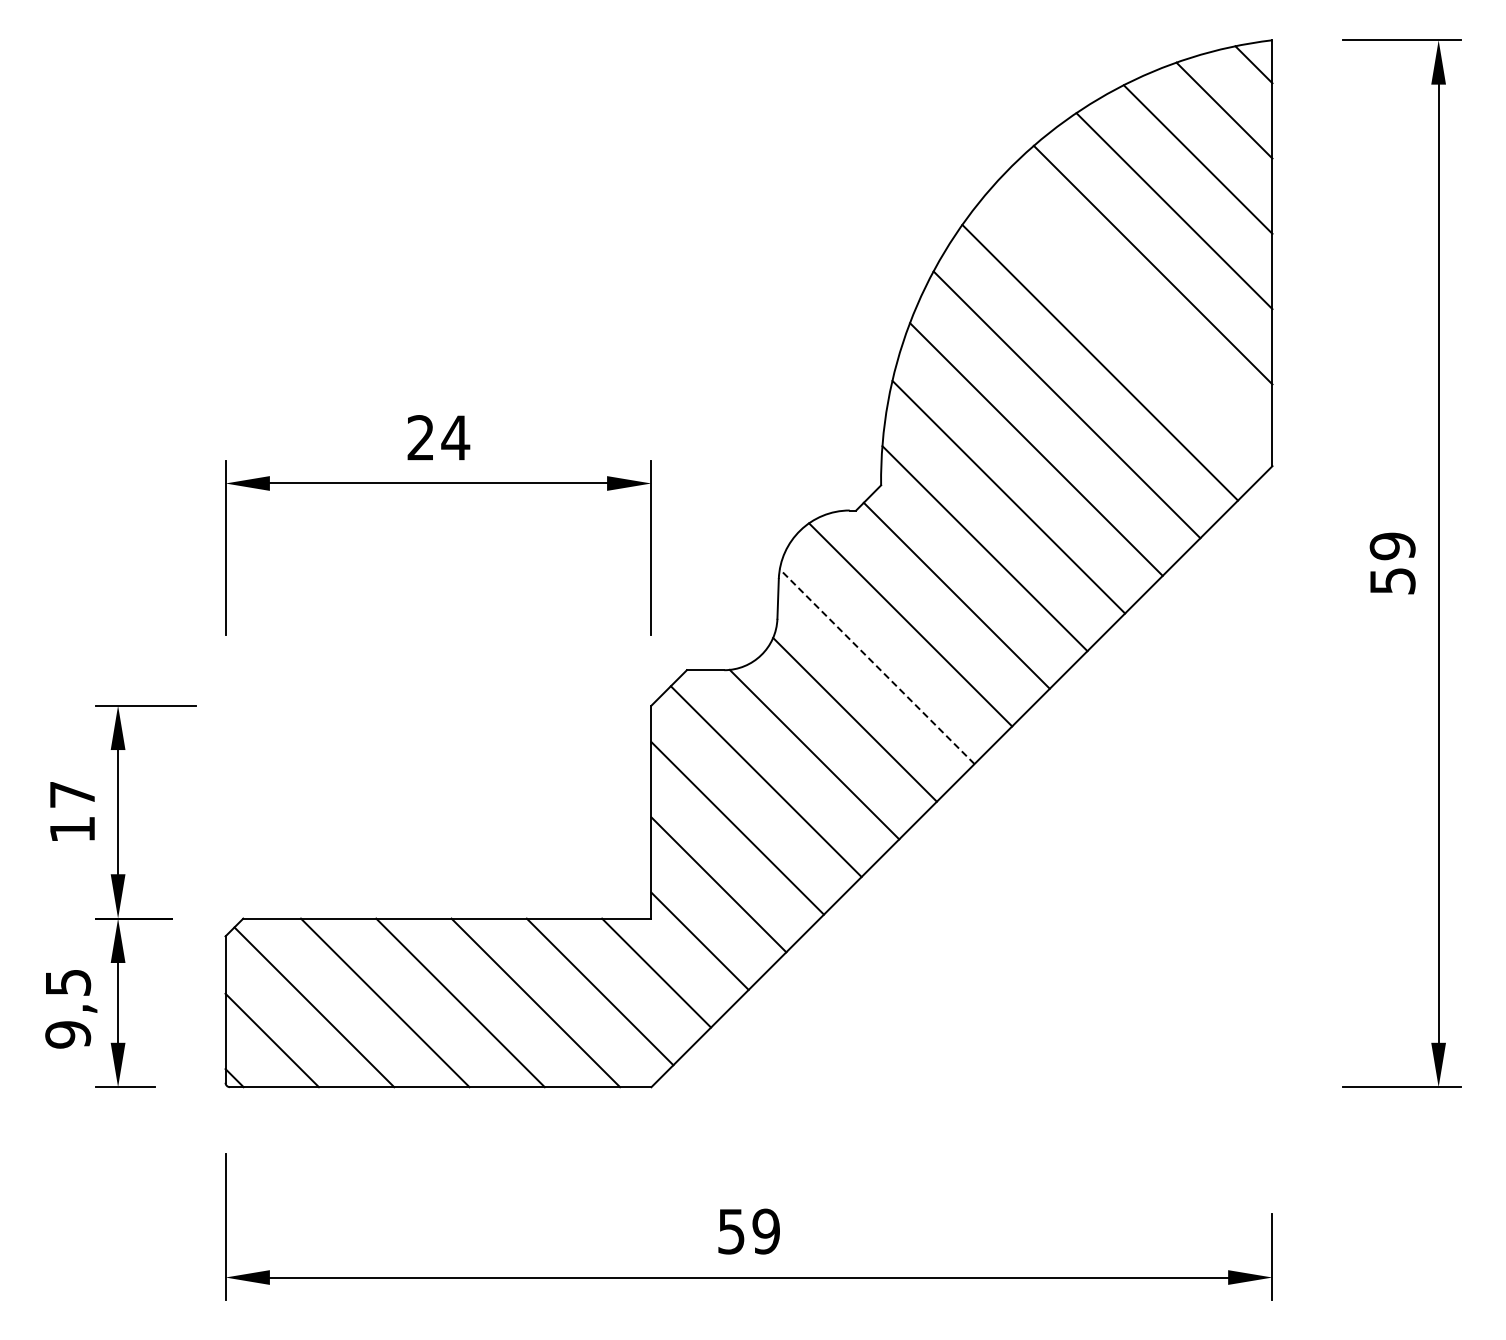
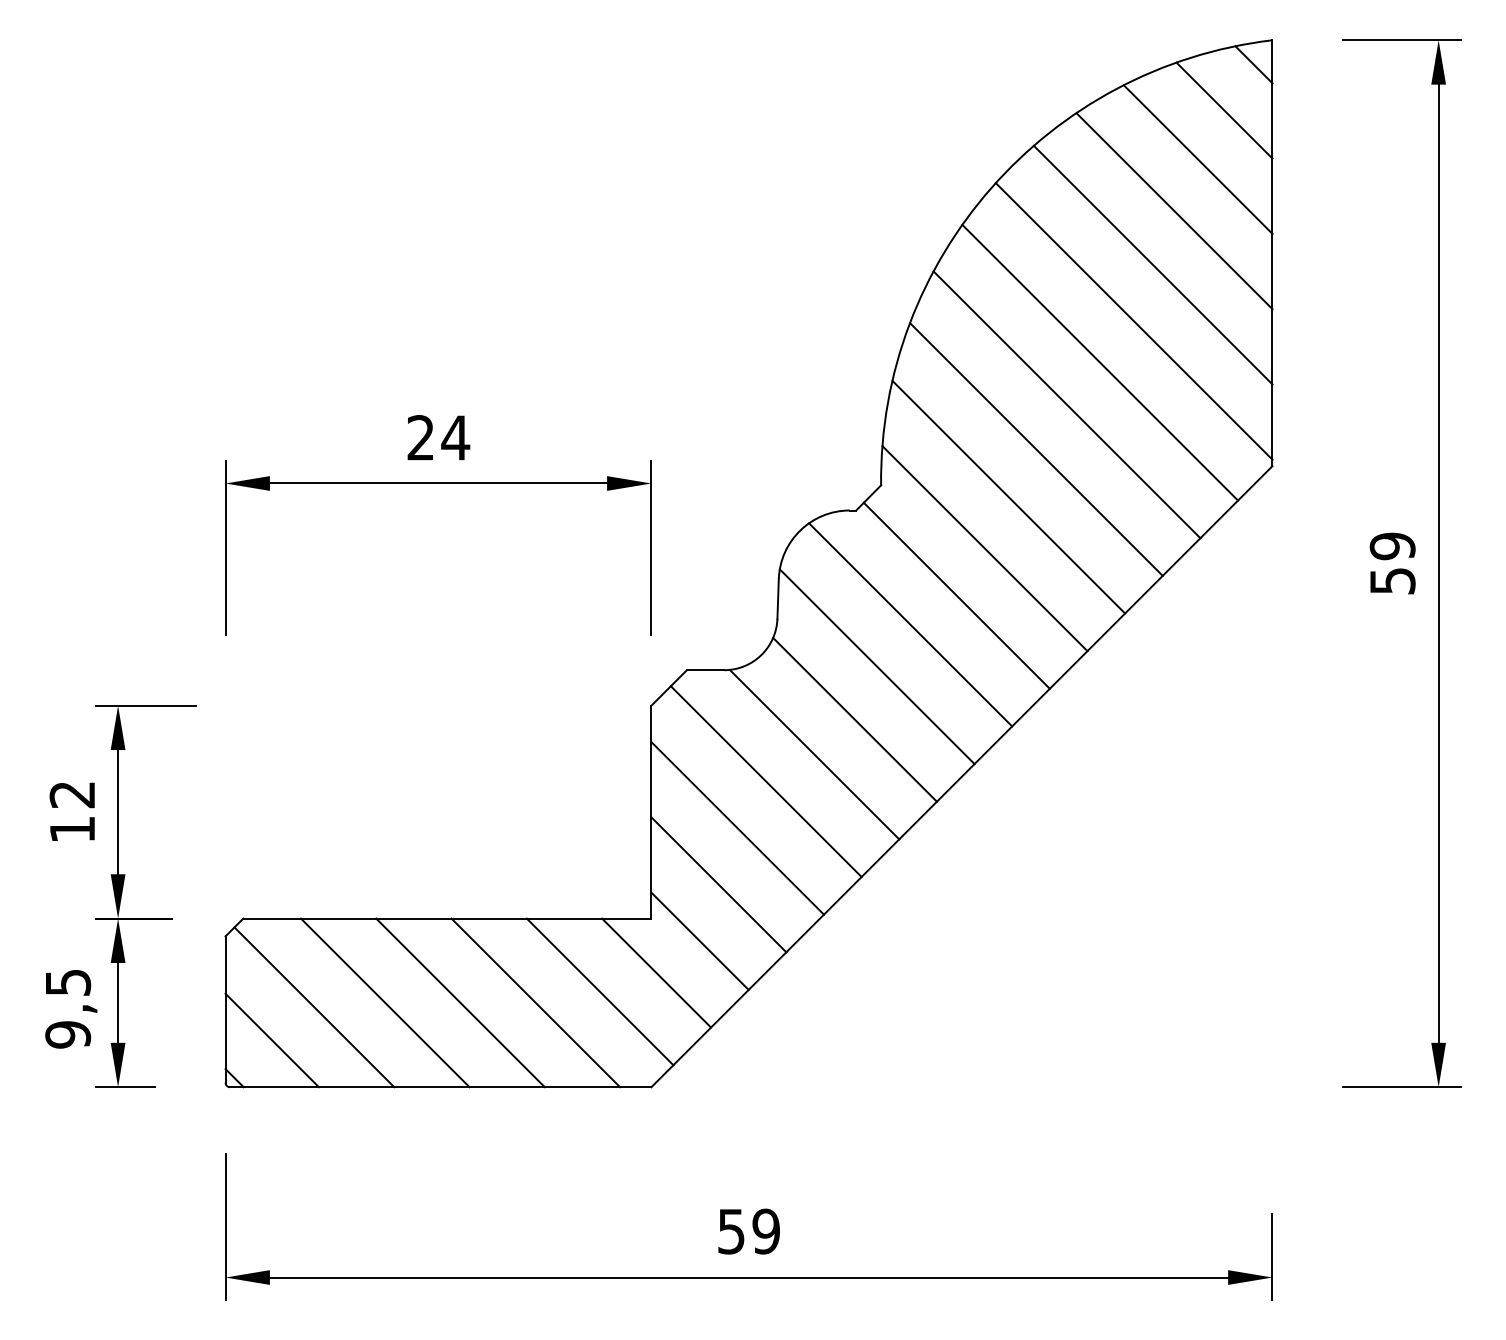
line: none -> present (1133, 321)
line: dashed -> solid (877, 666)
text: 17 -> 12 (71, 795)
